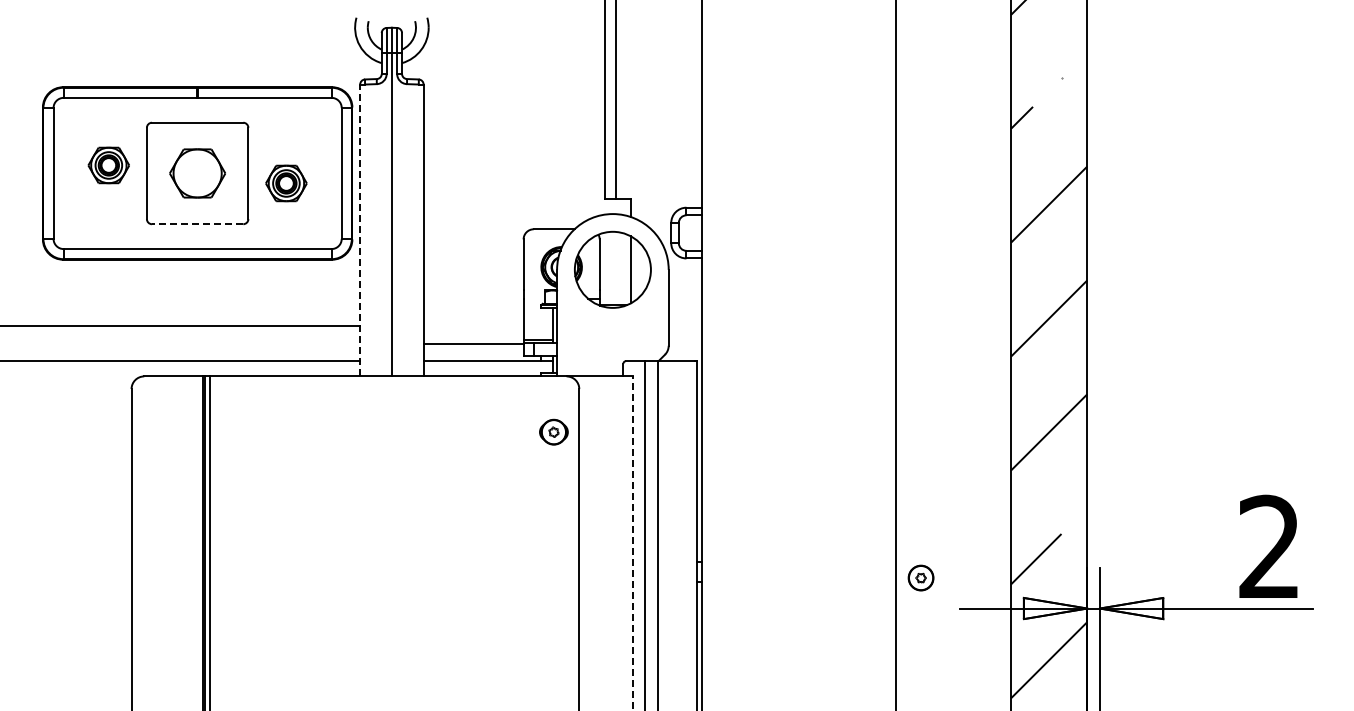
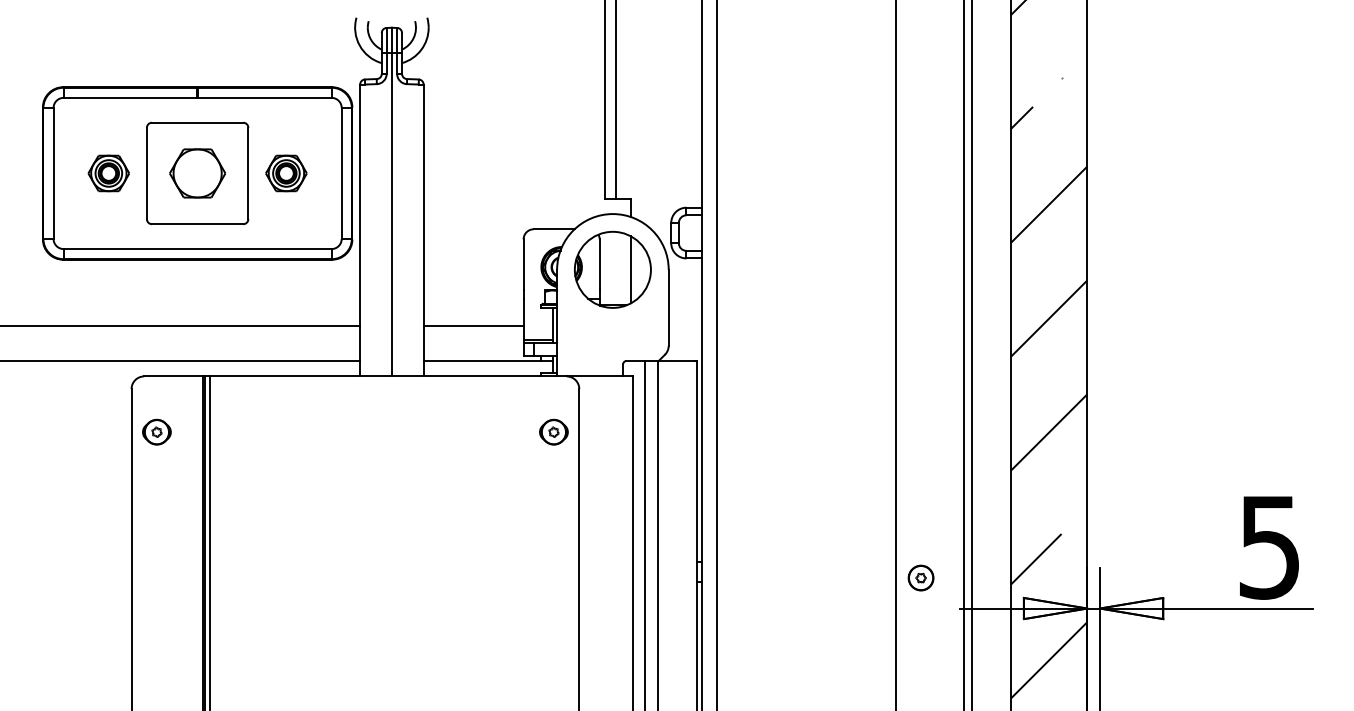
part position: (108, 165) -> (108, 173) (108, 173)
part position: (286, 183) -> (286, 173) (286, 173)
line: dashed -> solid (197, 224)
line: dashed -> solid (360, 230)
line position: (473, 343) -> (473, 325) (473, 325)
line: none -> present (716, 354)
line: none -> present (964, 354)
line: none -> present (971, 354)
part: none -> present (156, 431)
line: dashed -> solid (633, 543)
text: 2 -> 5 (1268, 546)
